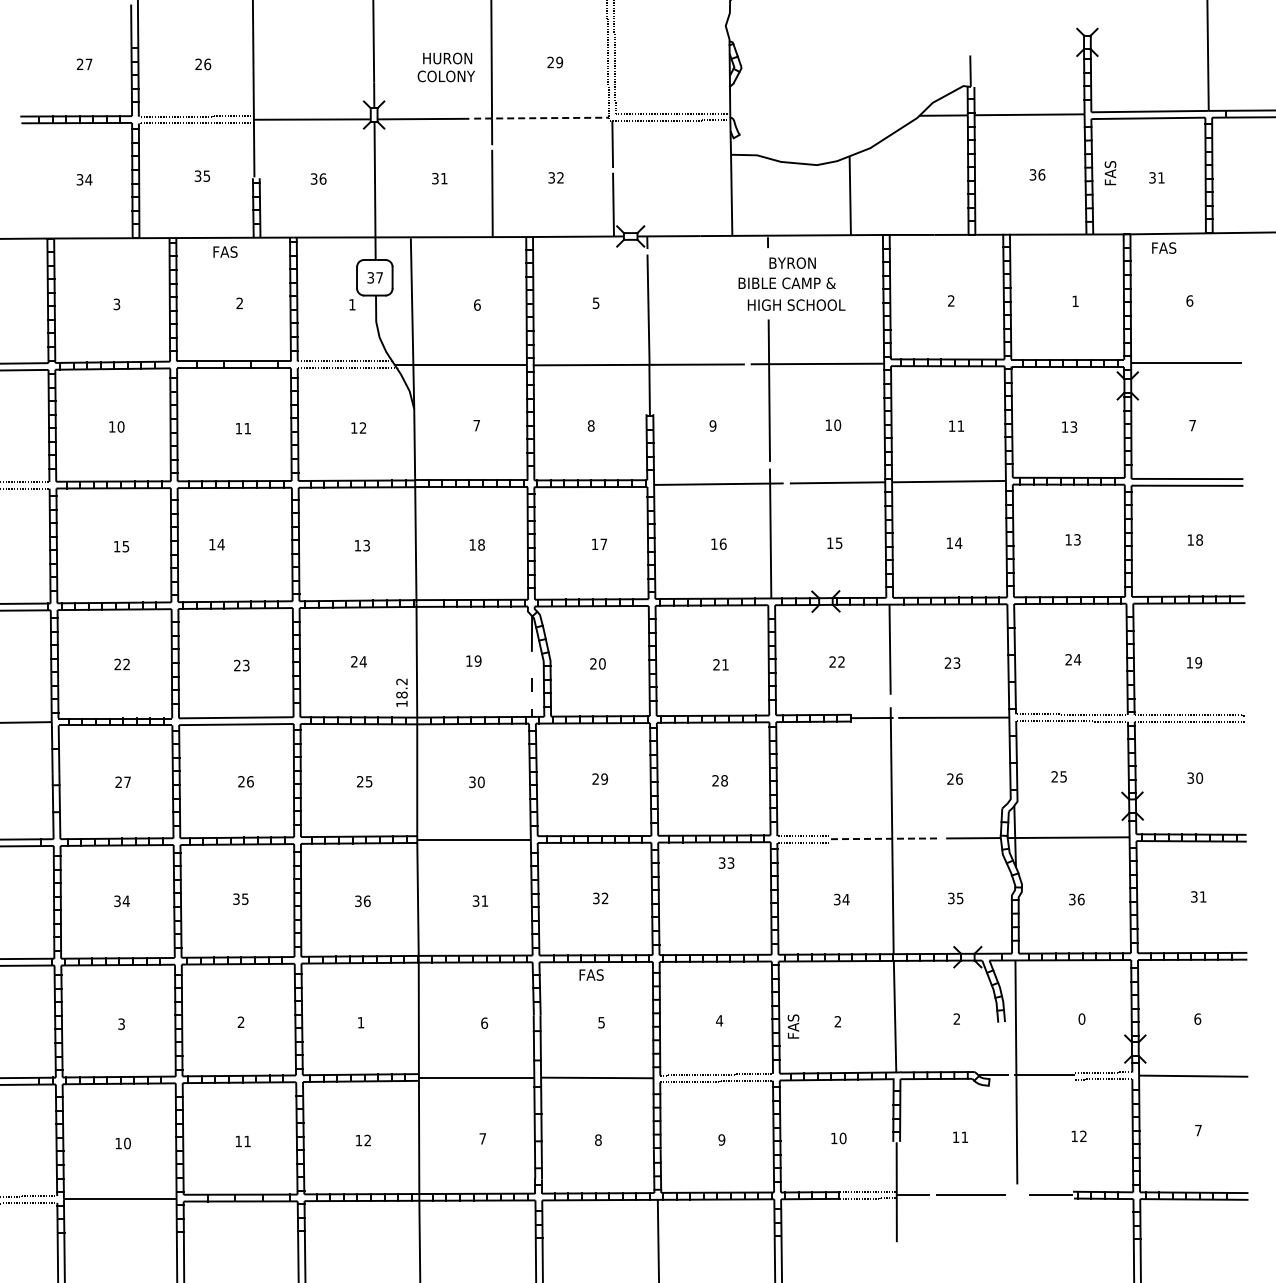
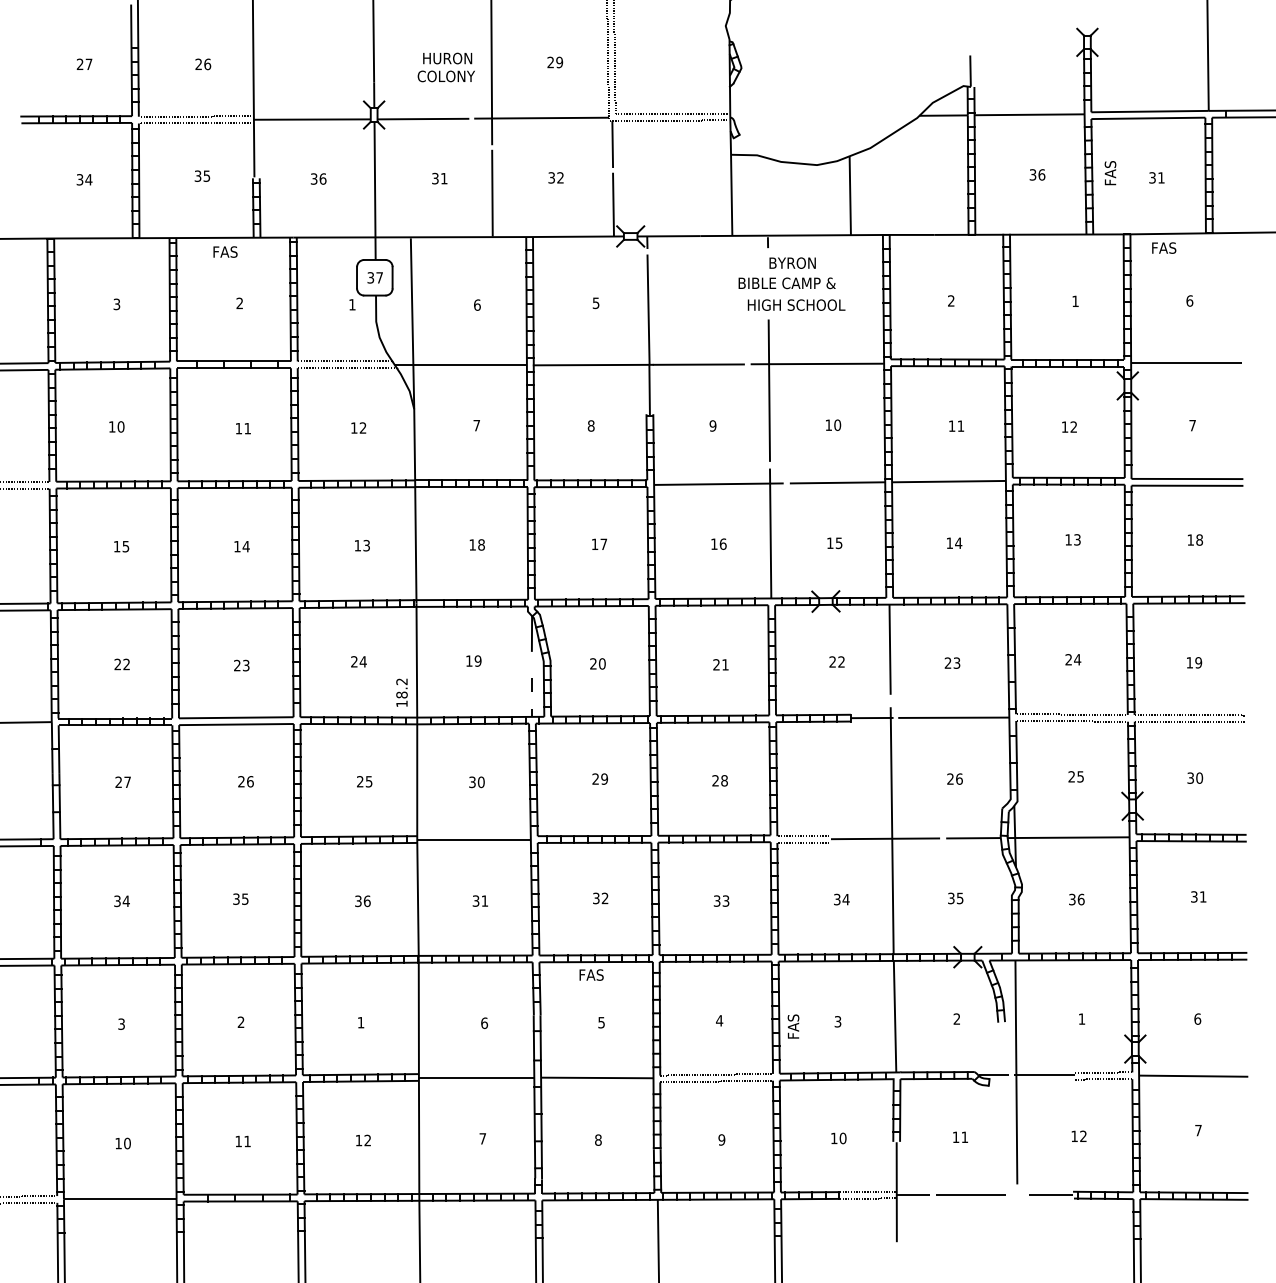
line: dashed -> solid (542, 118)
text: 13 -> 12 (1073, 427)
text position: (216, 544) -> (241, 546) (241, 546)
text position: (1058, 776) -> (1075, 776) (1075, 776)
line: dashed -> solid (885, 838)
text position: (726, 862) -> (721, 900) (721, 900)
text: 0 -> 1 (1081, 1018)
text: 2 -> 3 (837, 1021)
